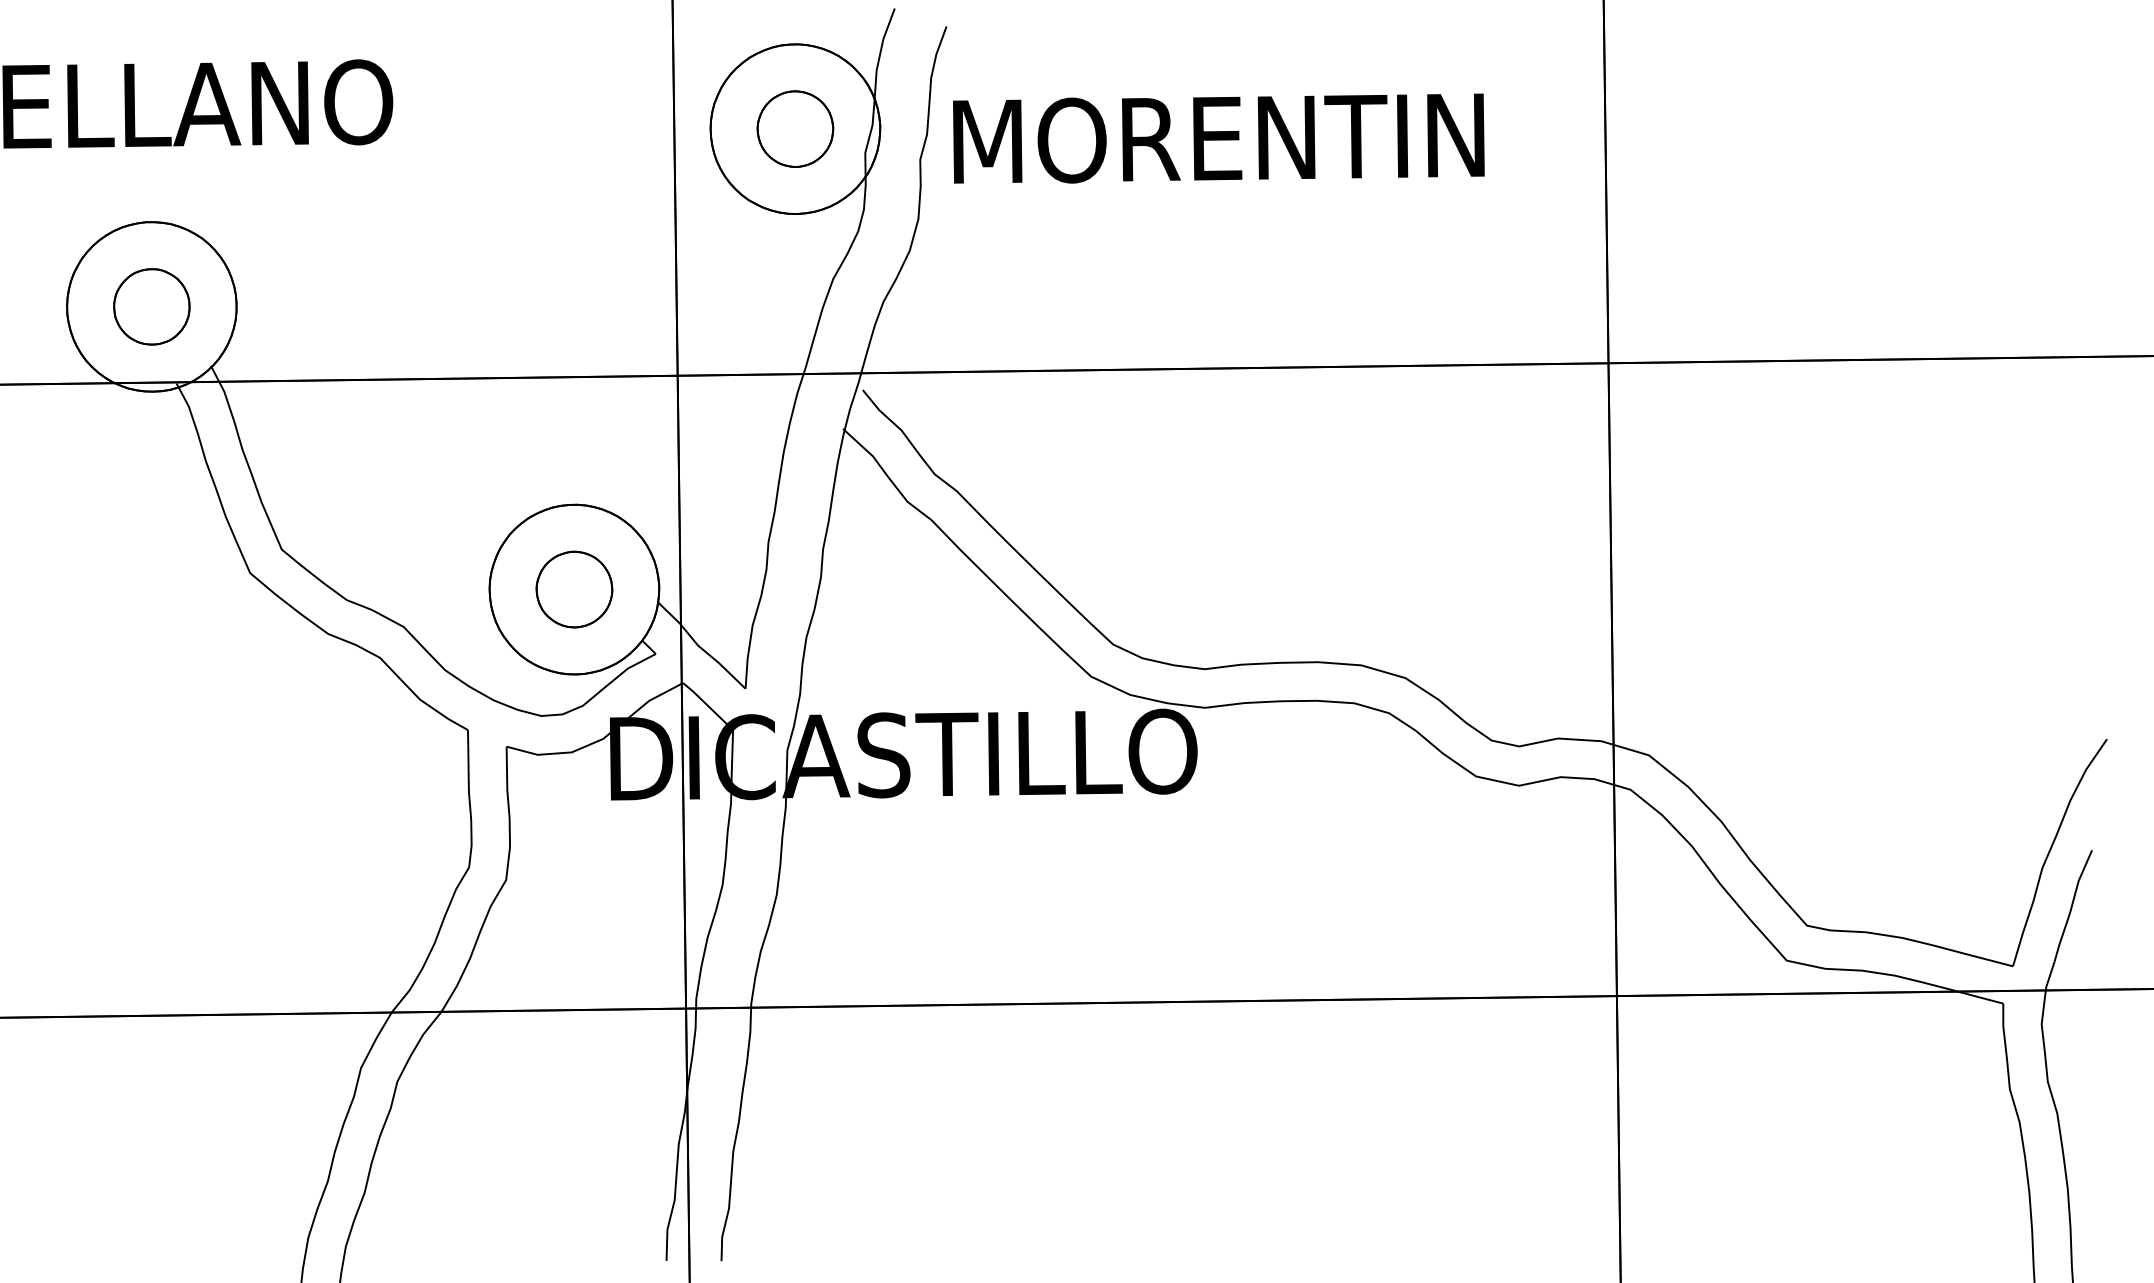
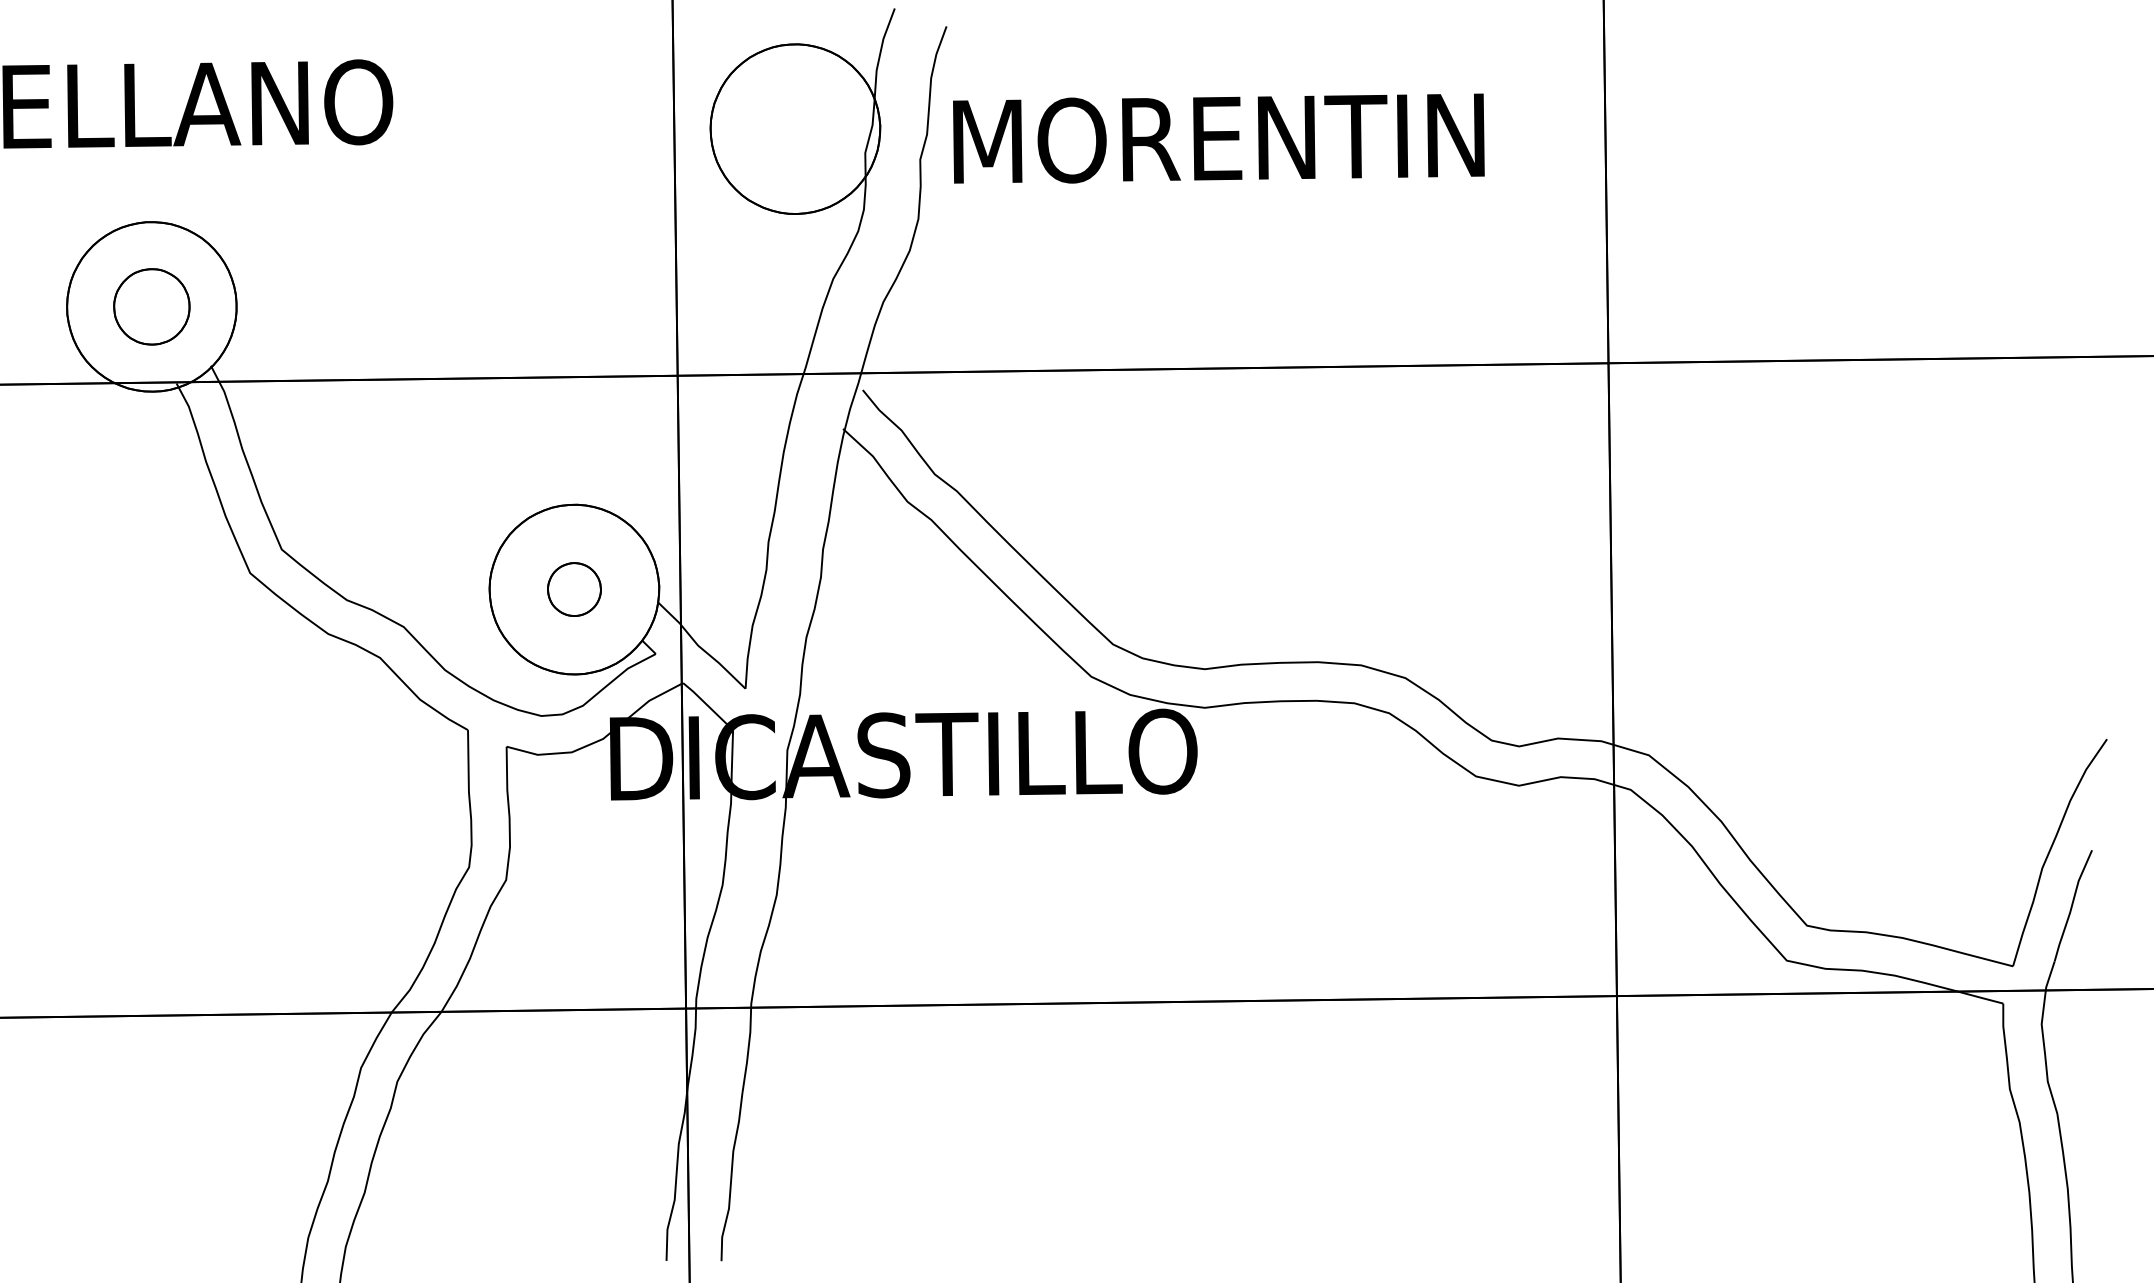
part: present -> none (795, 128)
part size: 79x79 px -> 55x55 px (574, 589)
